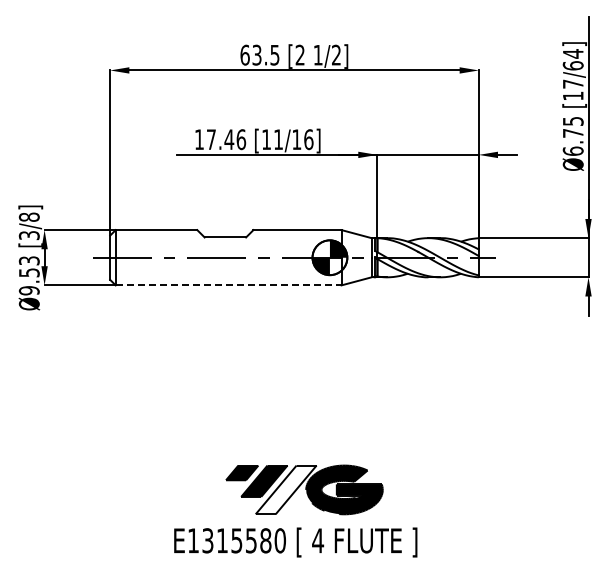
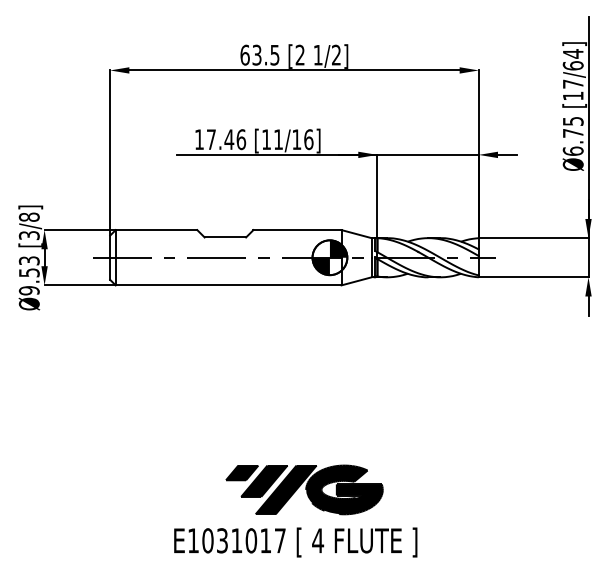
line: dashed -> solid (228, 285)
fill: none -> present (285, 489)
text: E1315580 -> E1031017 (243, 540)
